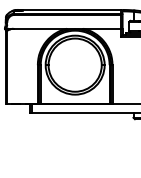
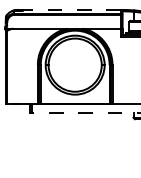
line: solid -> dashed (69, 9)
line: solid -> dashed (86, 113)
